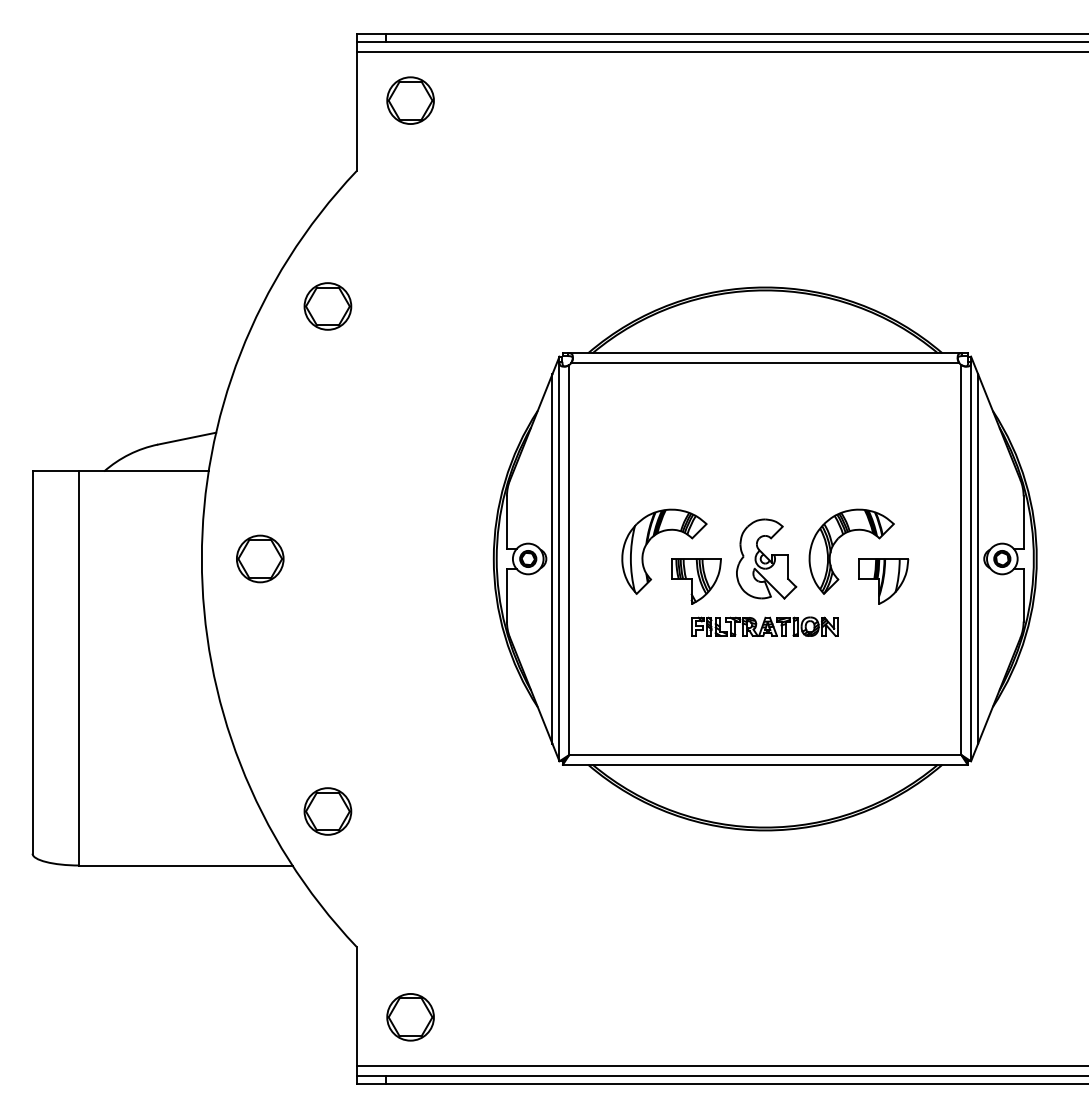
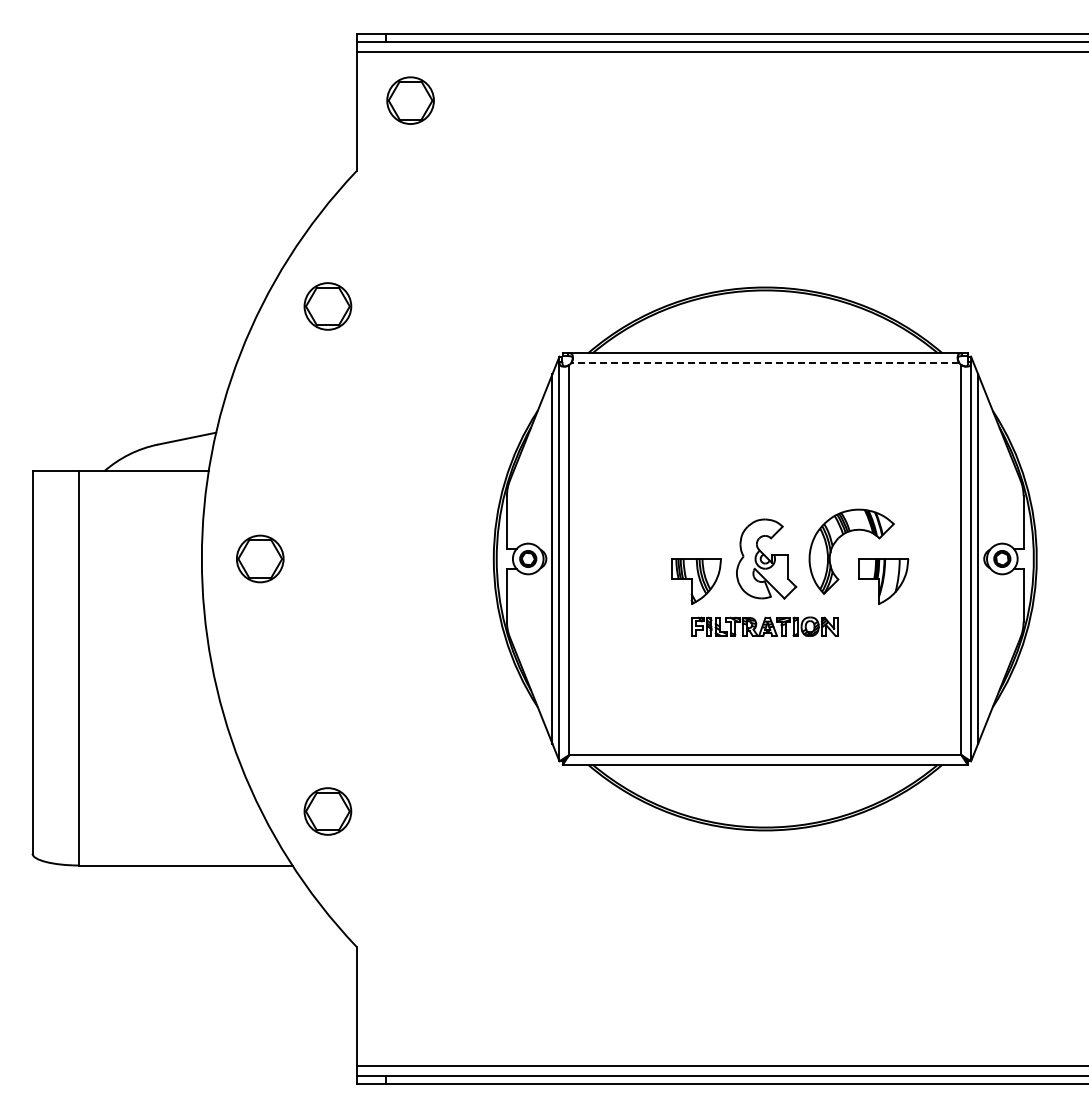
line: solid -> dashed (764, 363)
part: present -> none (652, 538)
part: present -> none (410, 1017)
